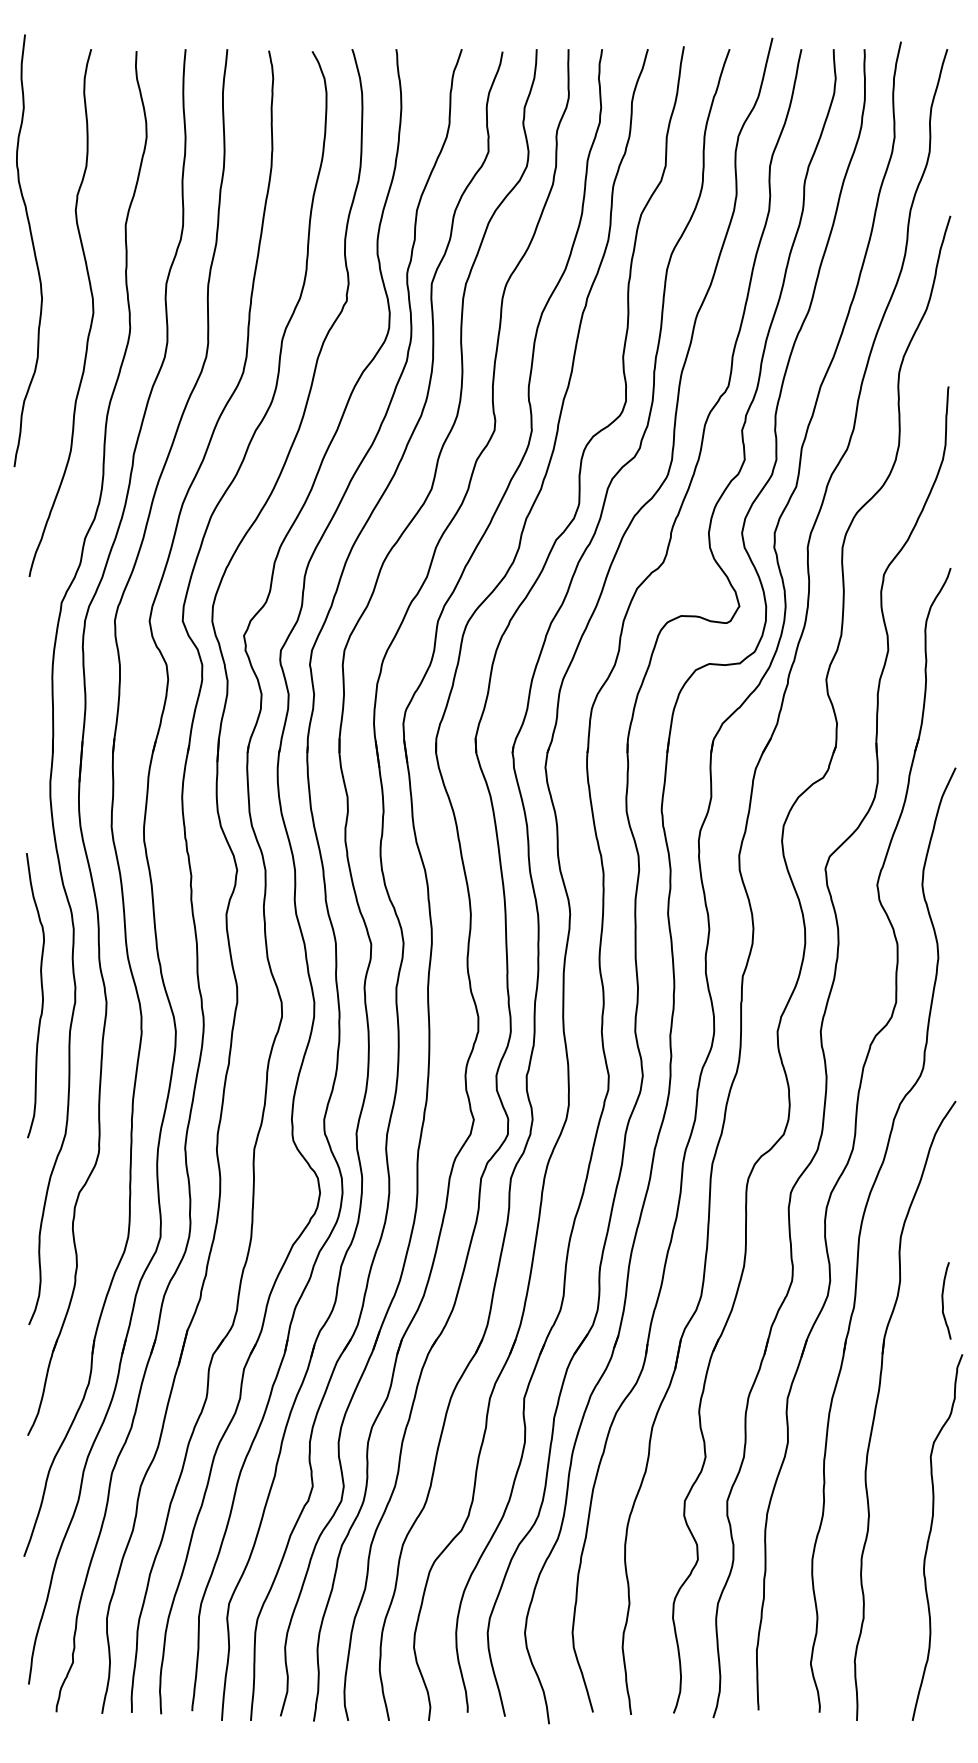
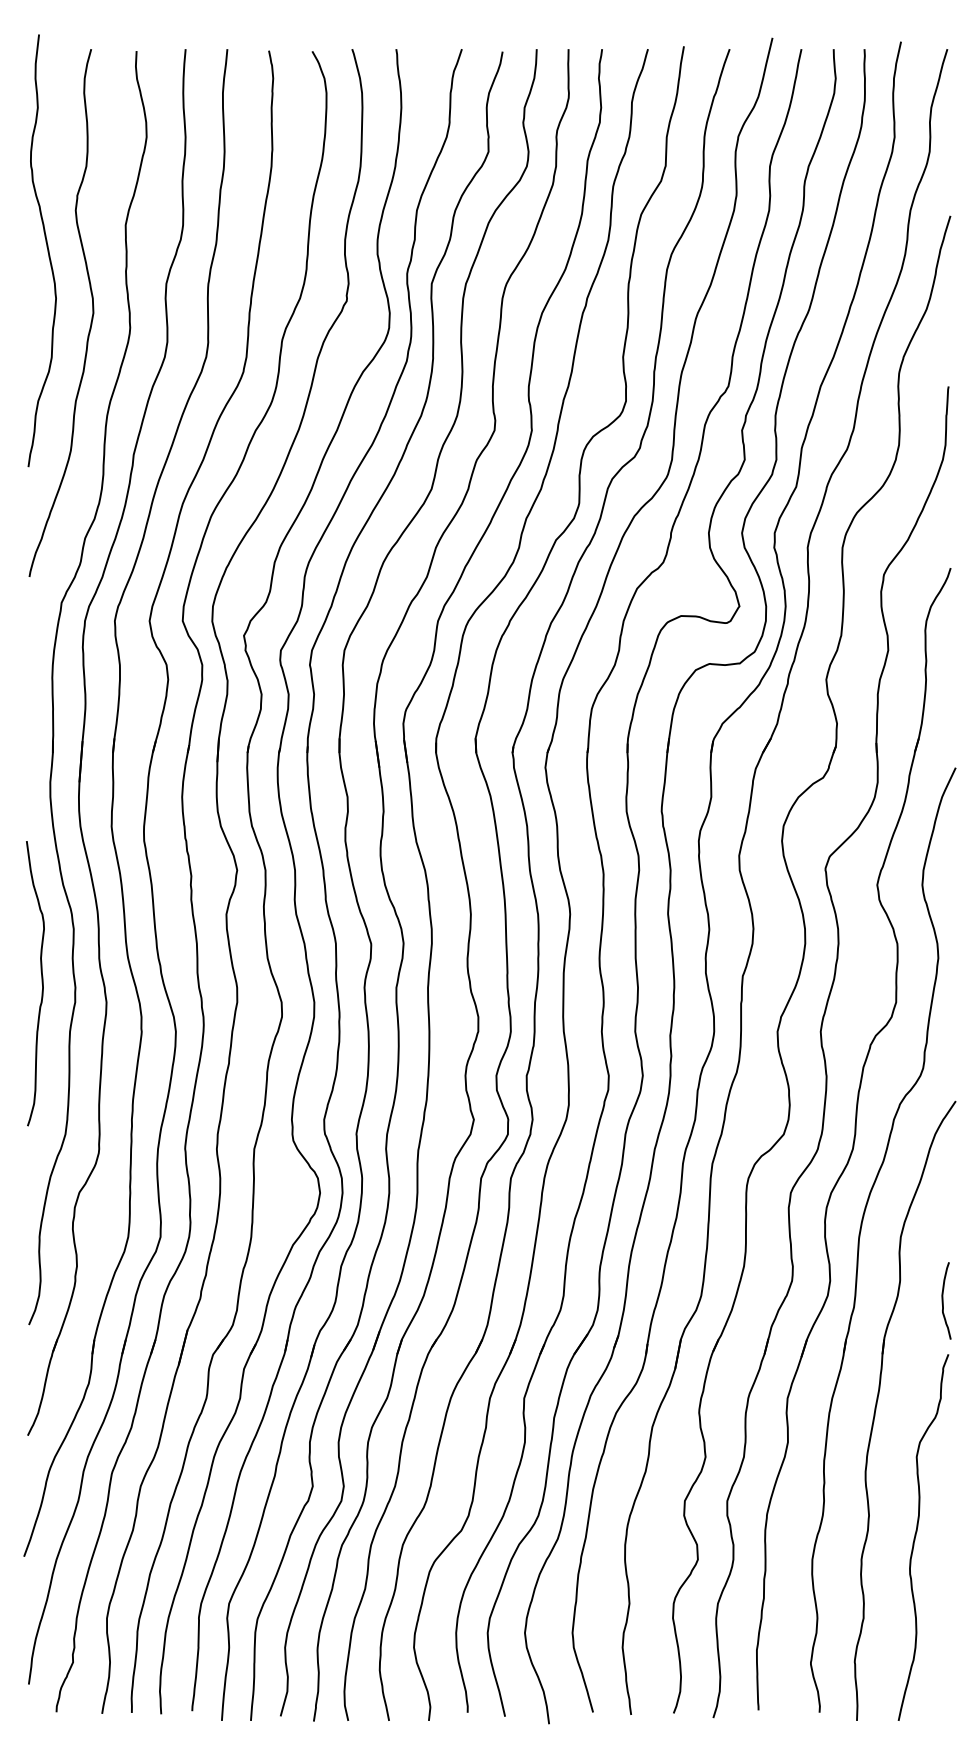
curve position: (32, 247) -> (46, 247) (46, 247)
curve position: (41, 995) -> (41, 983) (41, 983)
curve position: (930, 1536) -> (916, 1536) (916, 1536)
